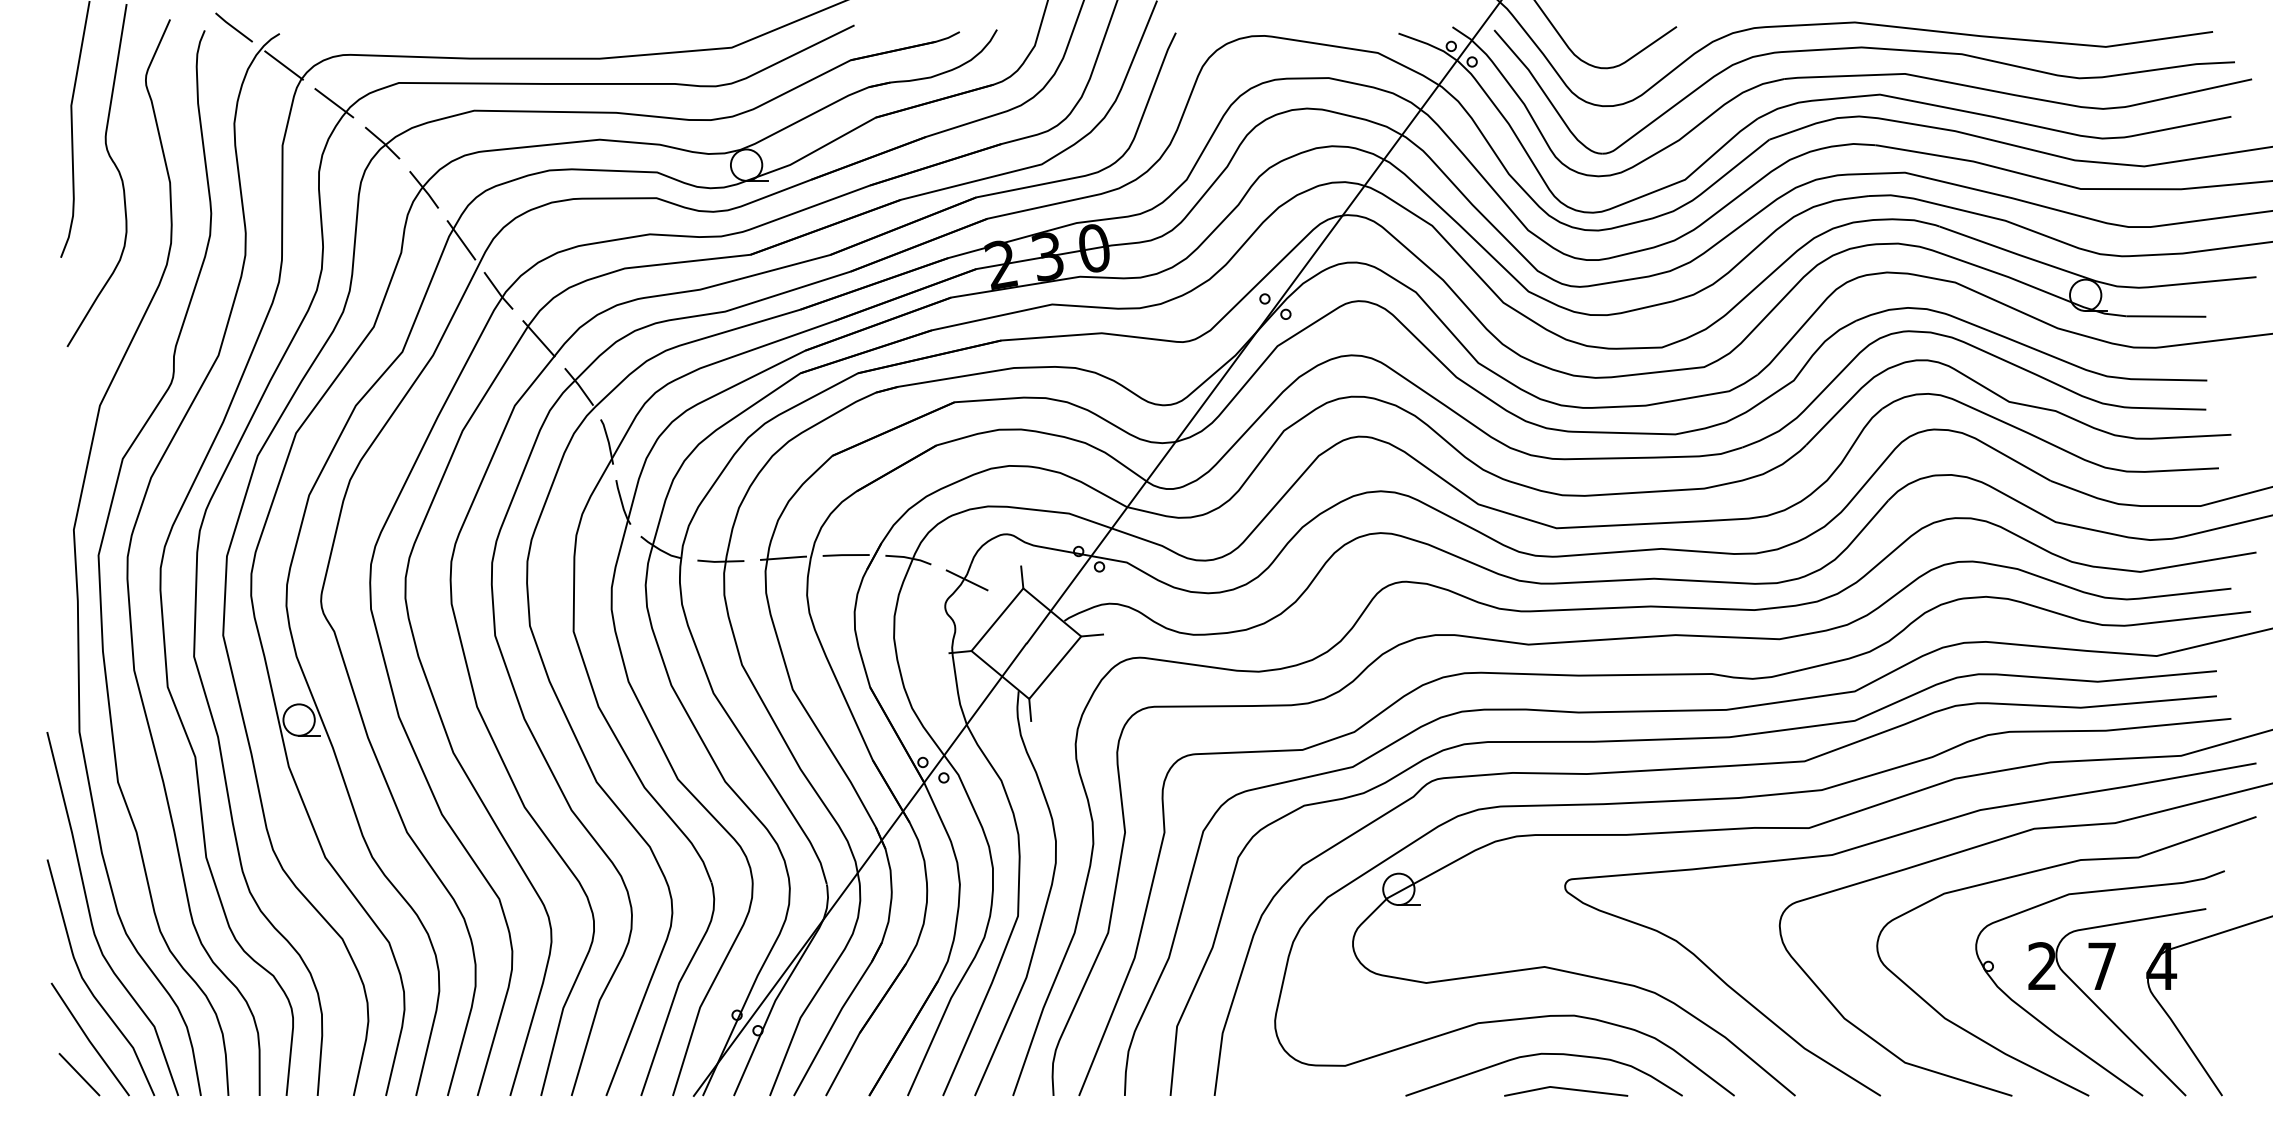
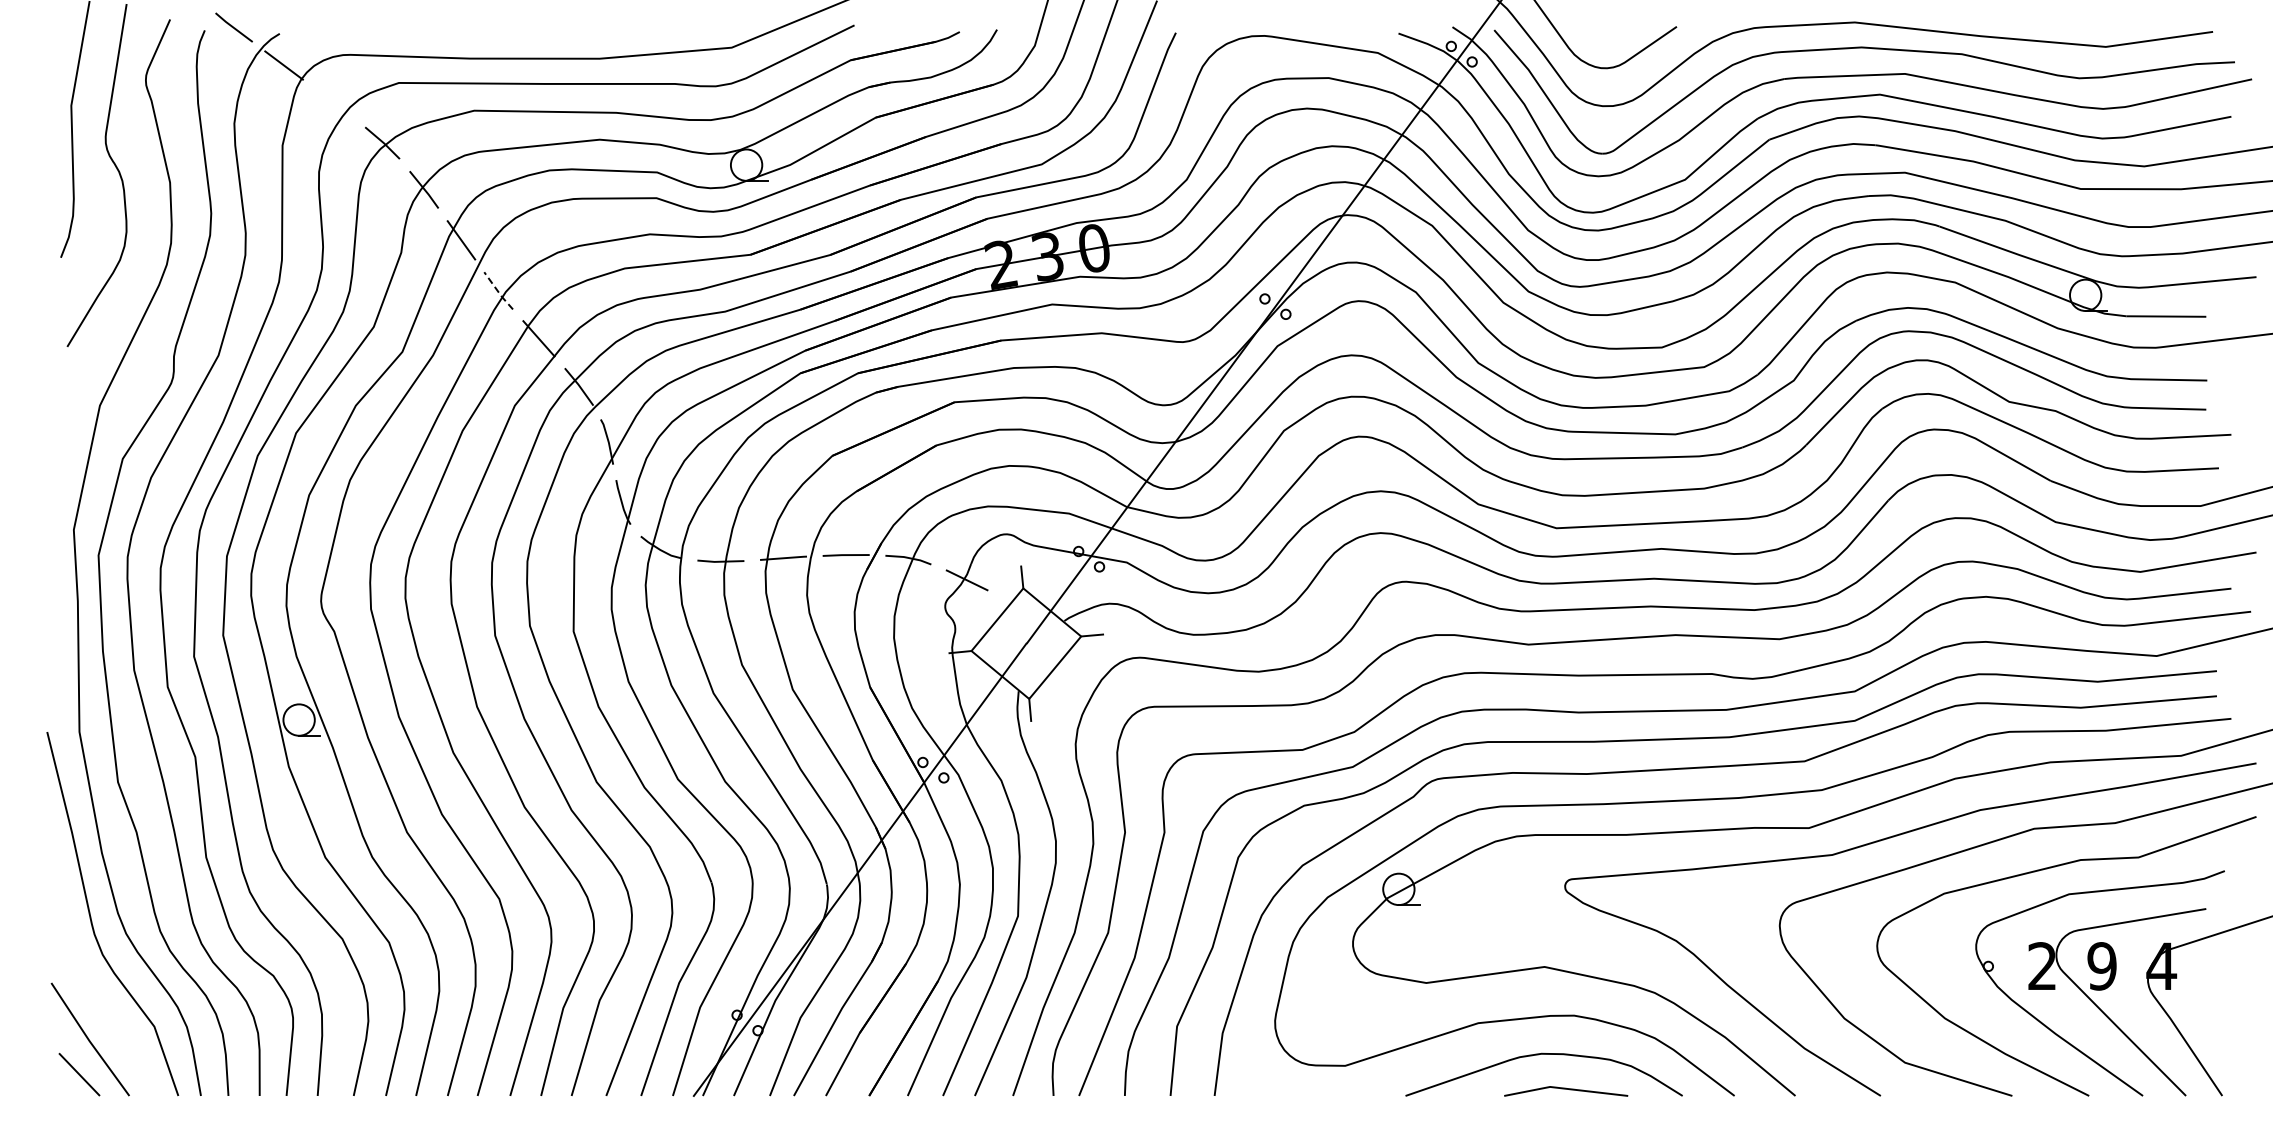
line: present -> none (334, 103)
line: solid -> dashed (498, 291)
text: 7 -> 9 (2101, 966)
curve: present -> none (88, 985)
